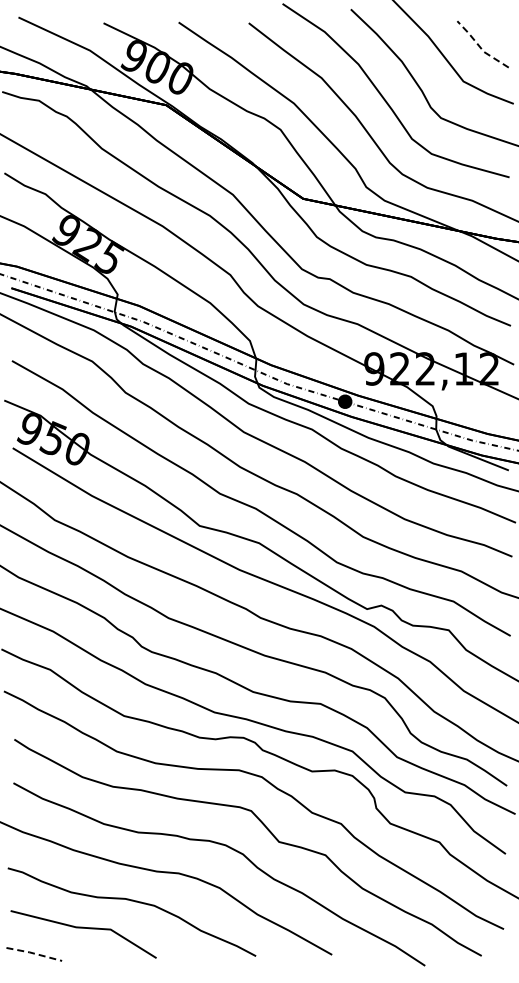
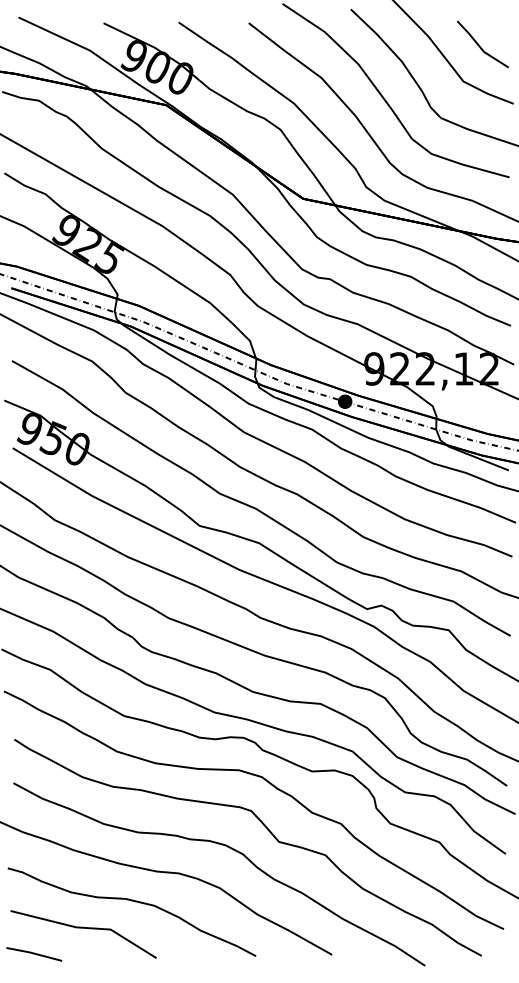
line: dashed -> solid (480, 47)
line: dashed -> solid (34, 953)
